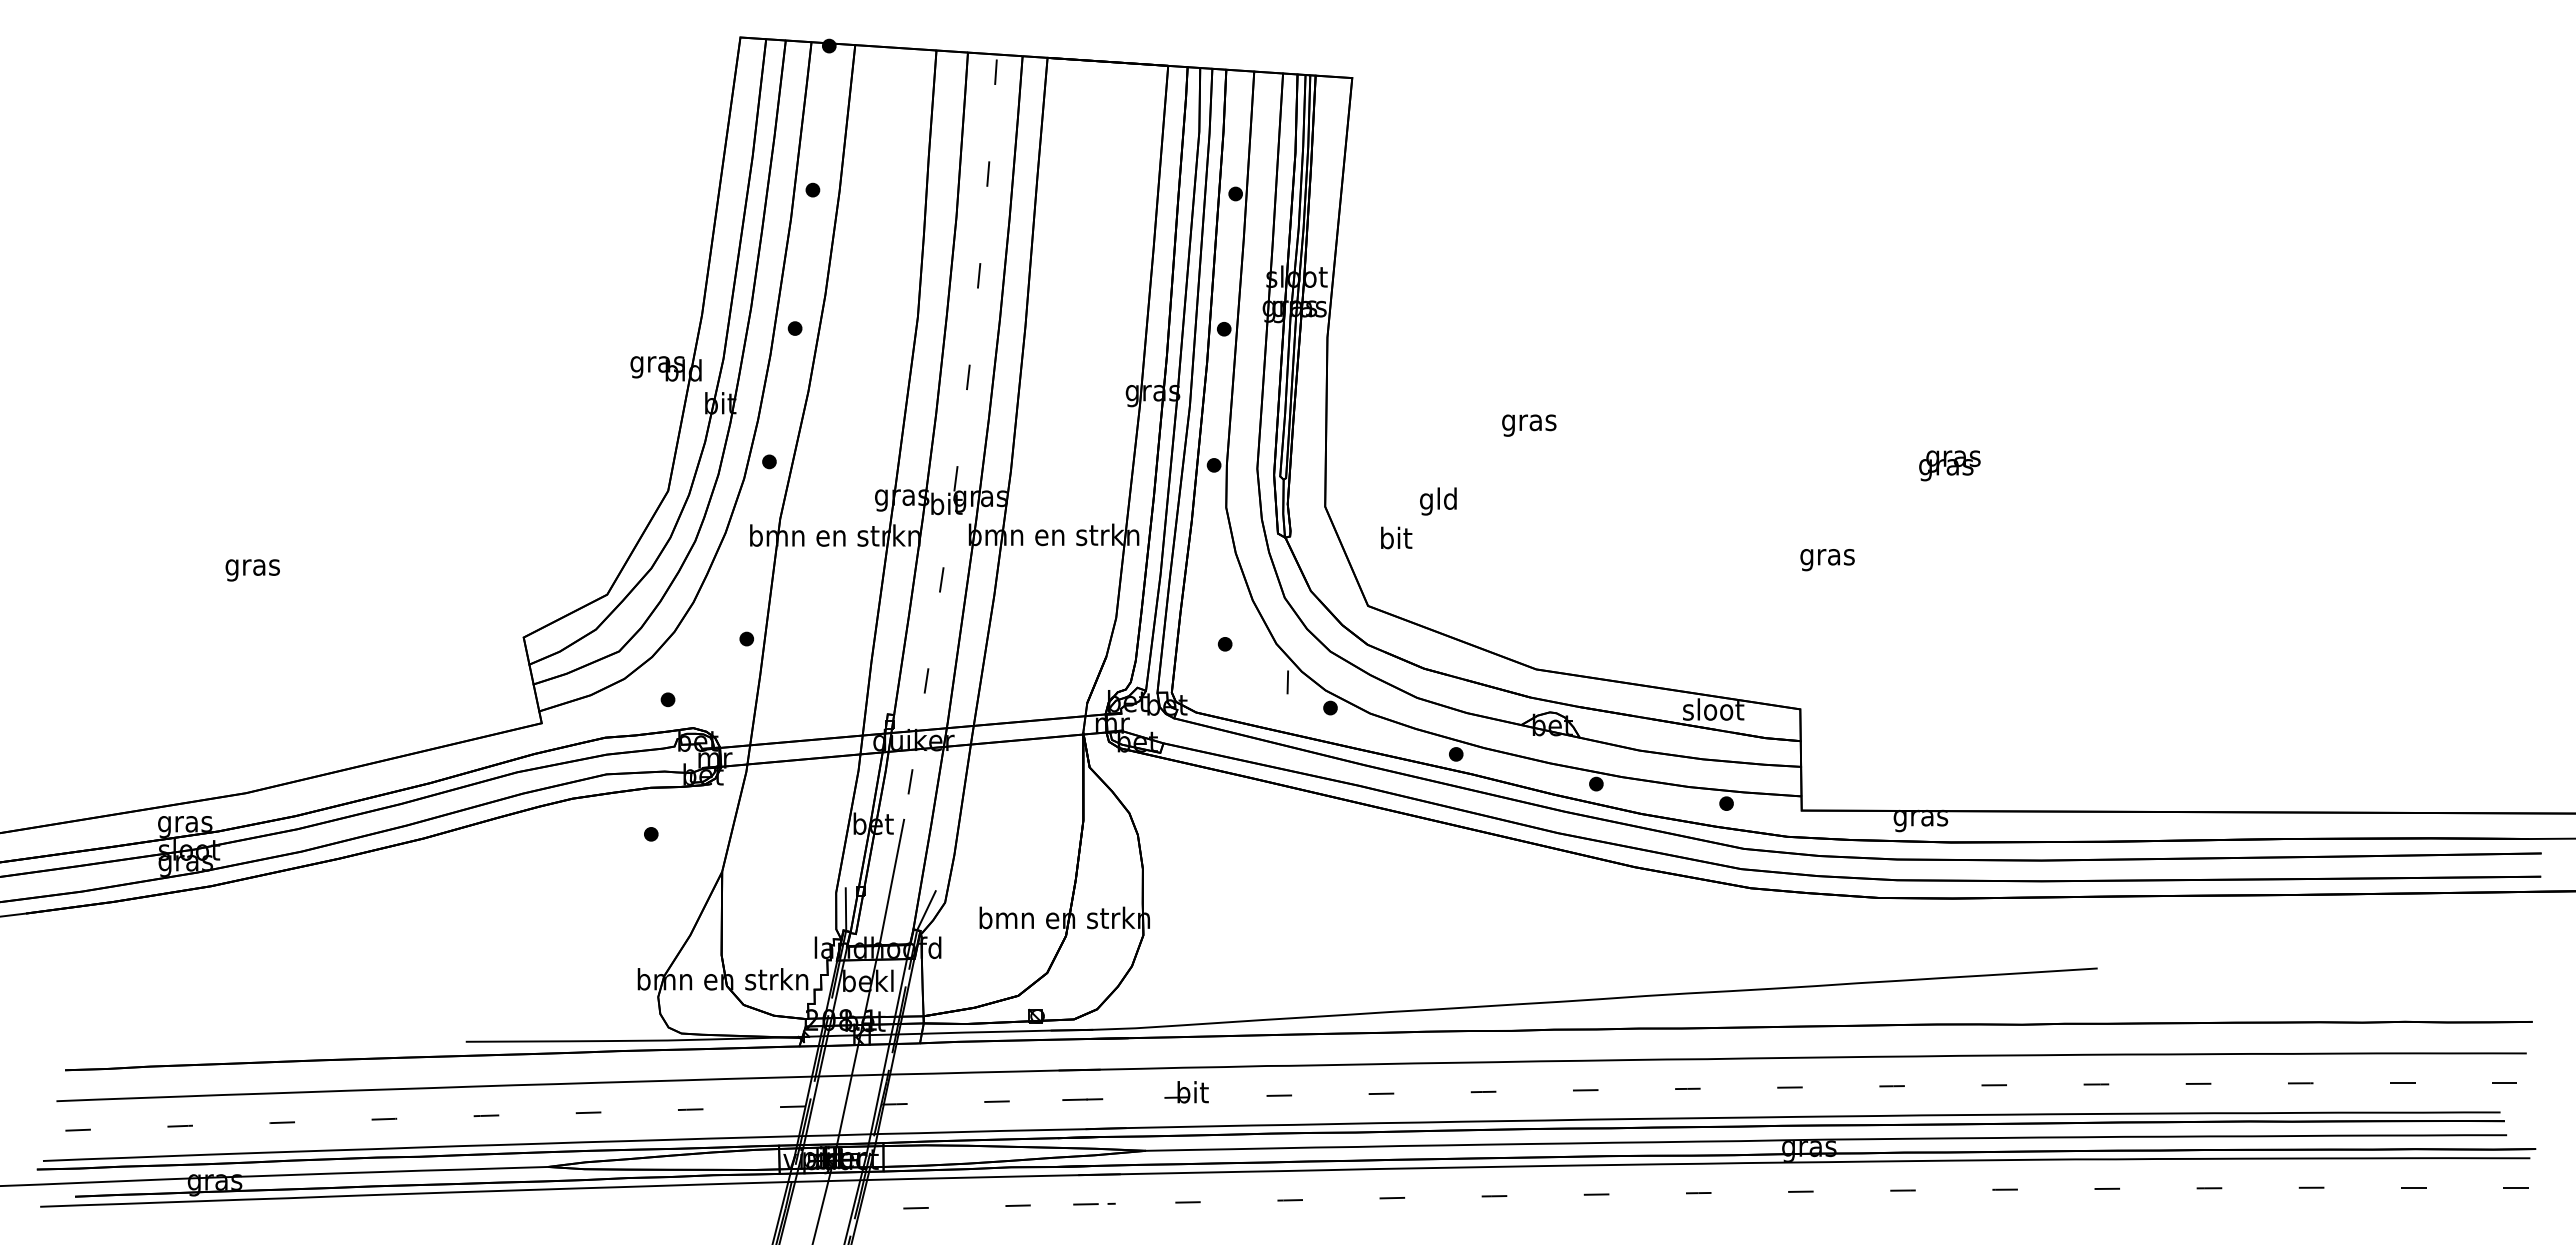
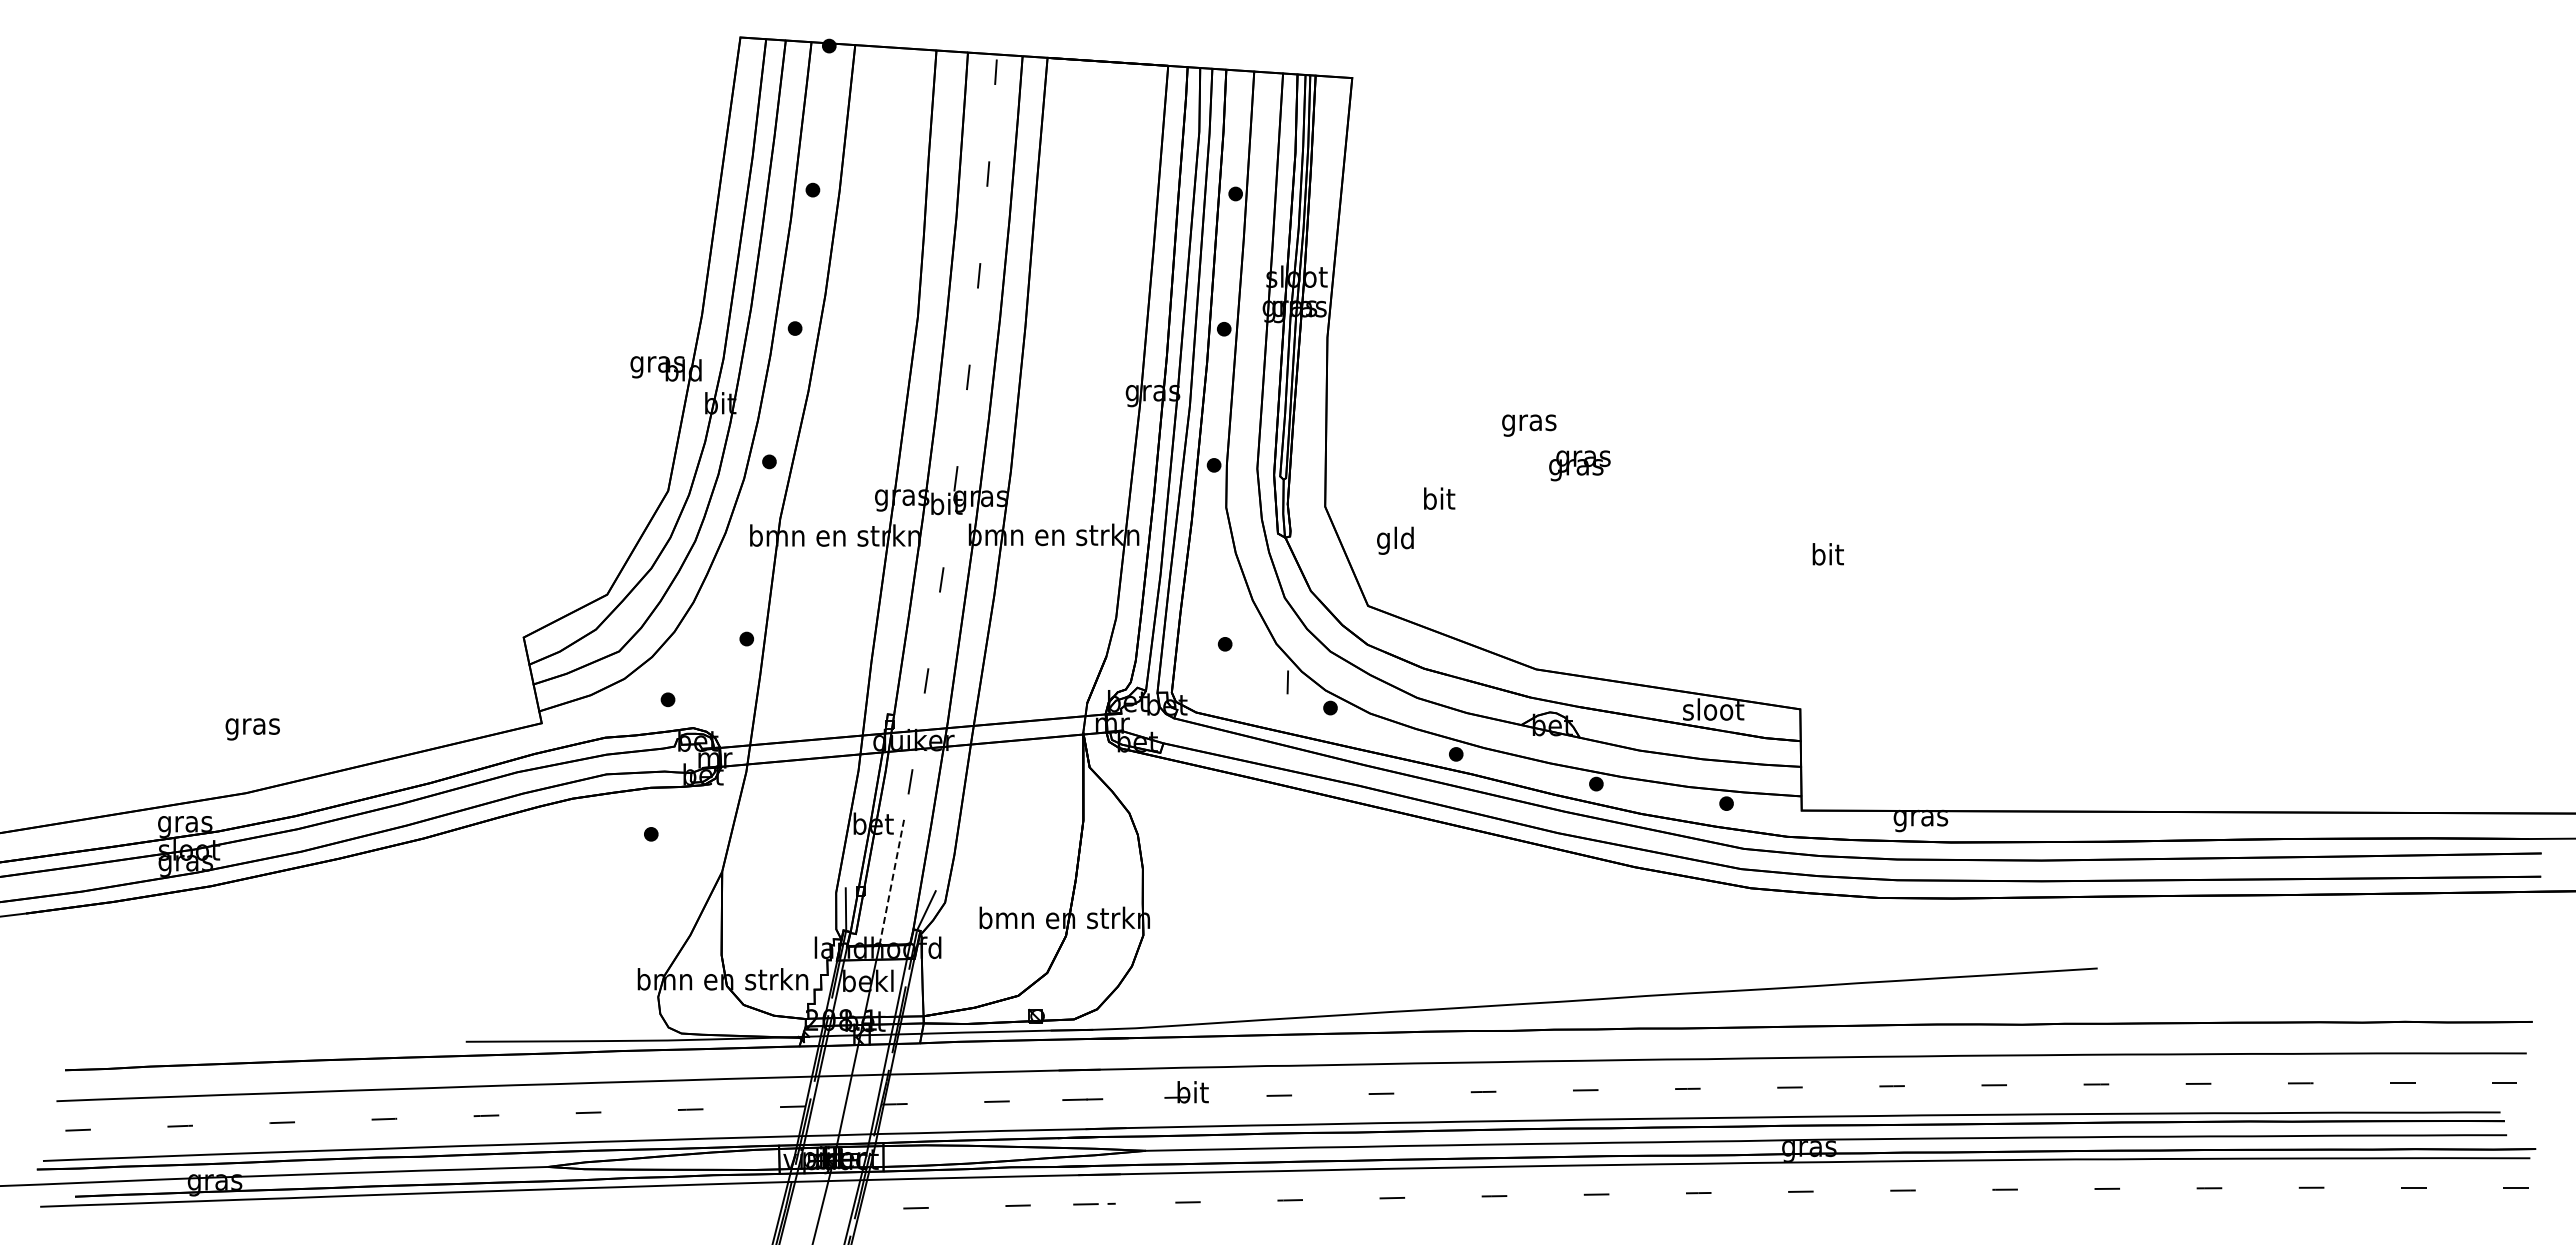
text position: (1949, 465) -> (1579, 465) (1579, 465)
text: gld -> bit (1438, 501)
text: bit -> gld (1395, 540)
text: gras -> bit (1827, 557)
text position: (252, 570) -> (252, 729) (252, 729)
line: solid -> dashed (891, 882)
